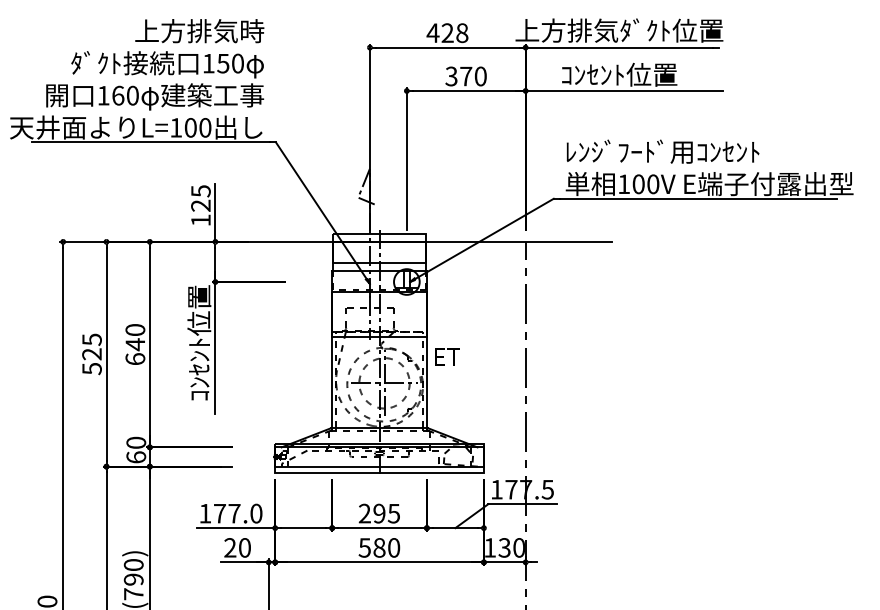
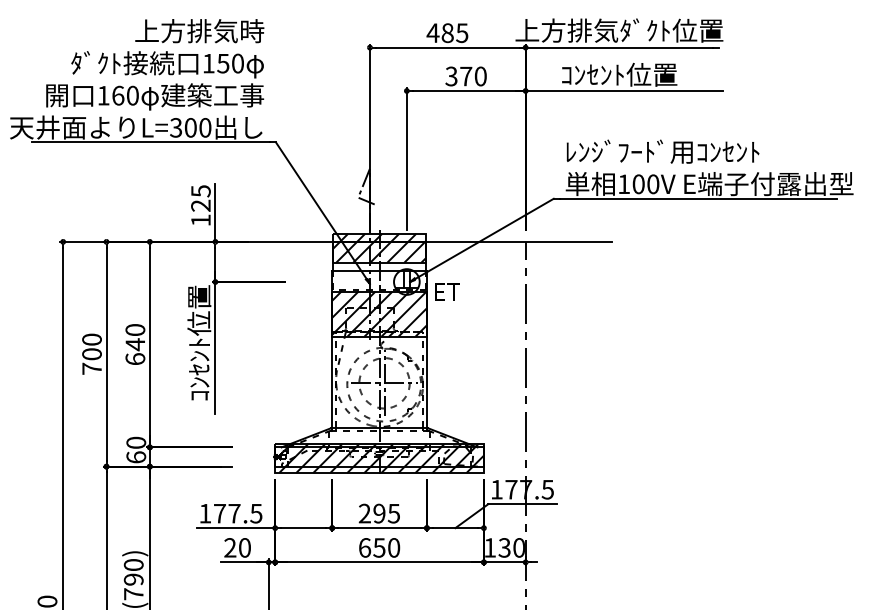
text: 428 -> 485 (454, 33)
text: L=100 -> L=300 (175, 127)
hatch: none -> present (379, 247)
hatch: none -> present (379, 313)
text: 525 -> 700 (91, 354)
text position: (447, 356) -> (447, 291) (447, 291)
hatch: none -> present (379, 458)
text: 177.0 -> 177.5 (256, 513)
text: 580 -> 650 (371, 547)
